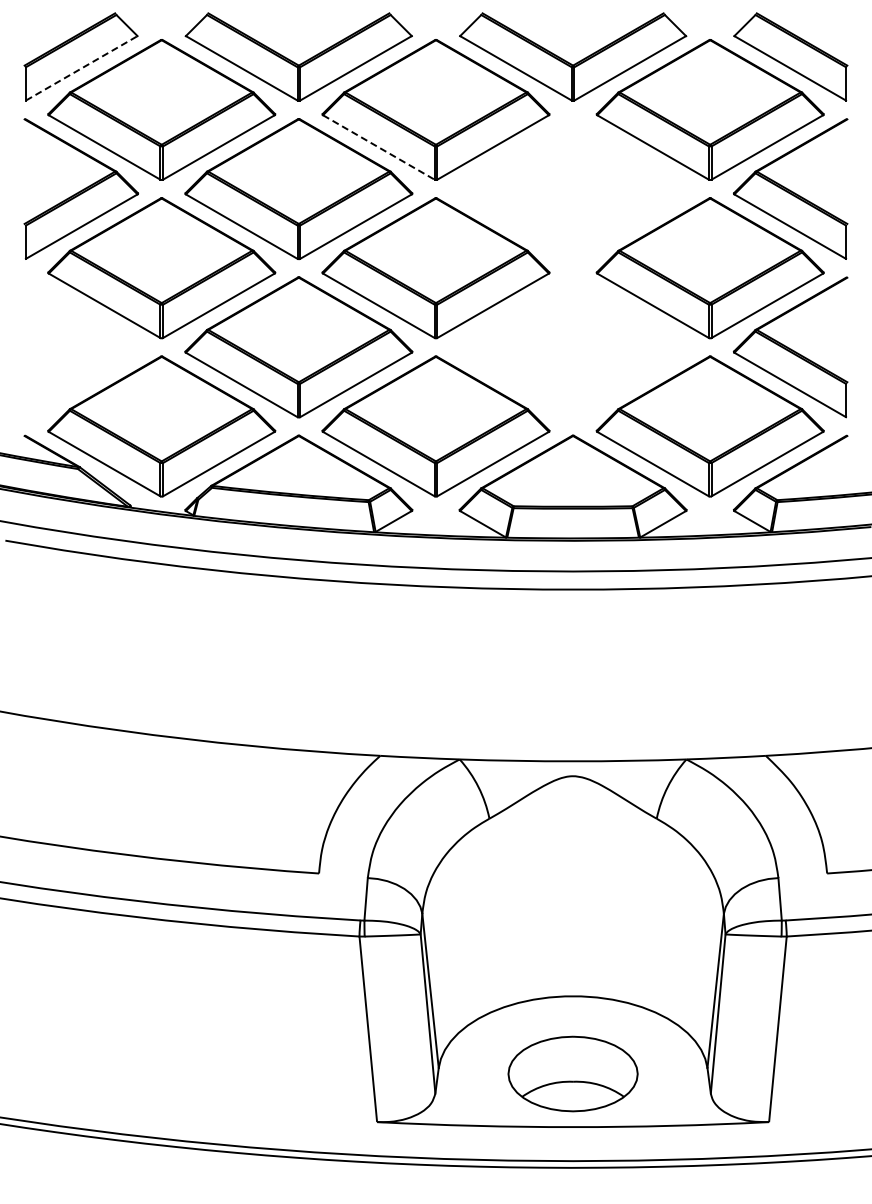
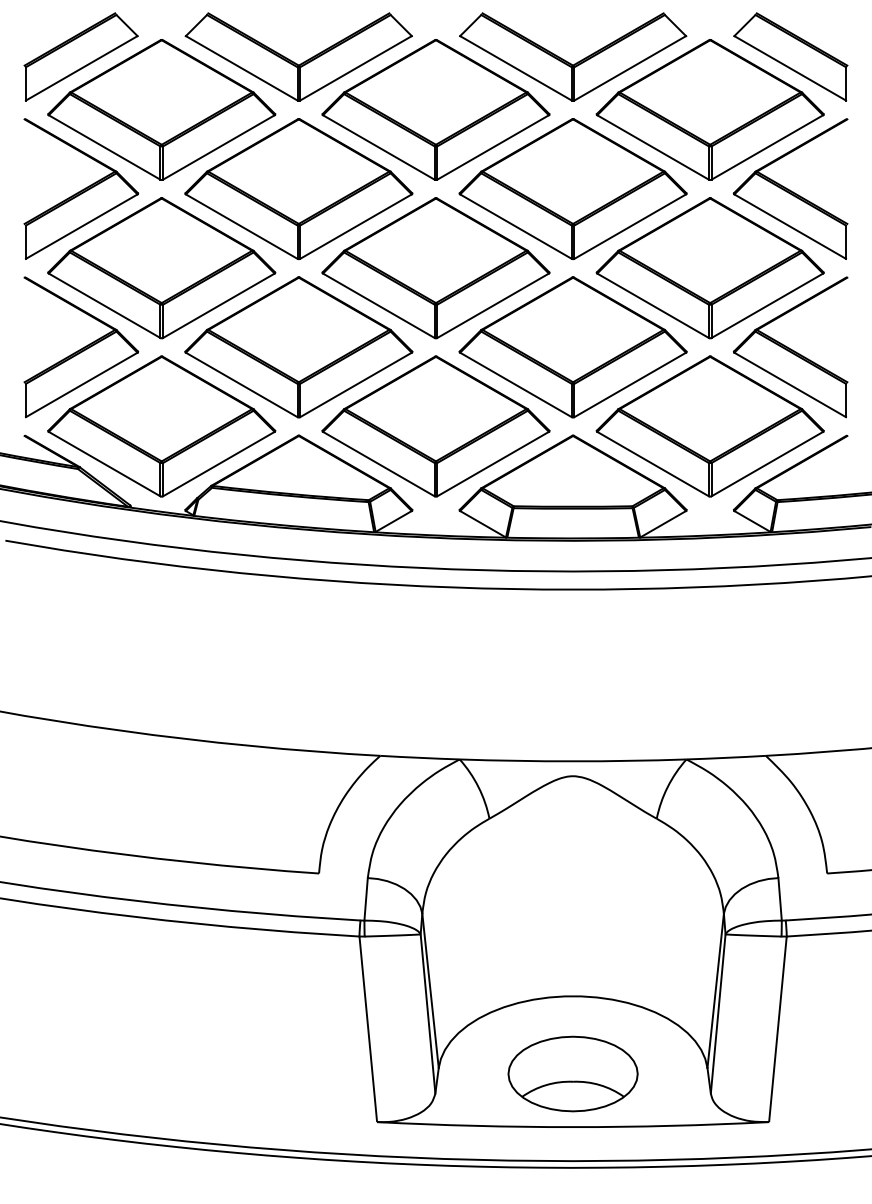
line: dashed -> solid (82, 68)
line: dashed -> solid (379, 147)
part: none -> present (572, 189)
part: none -> present (81, 347)
part: none -> present (572, 347)
